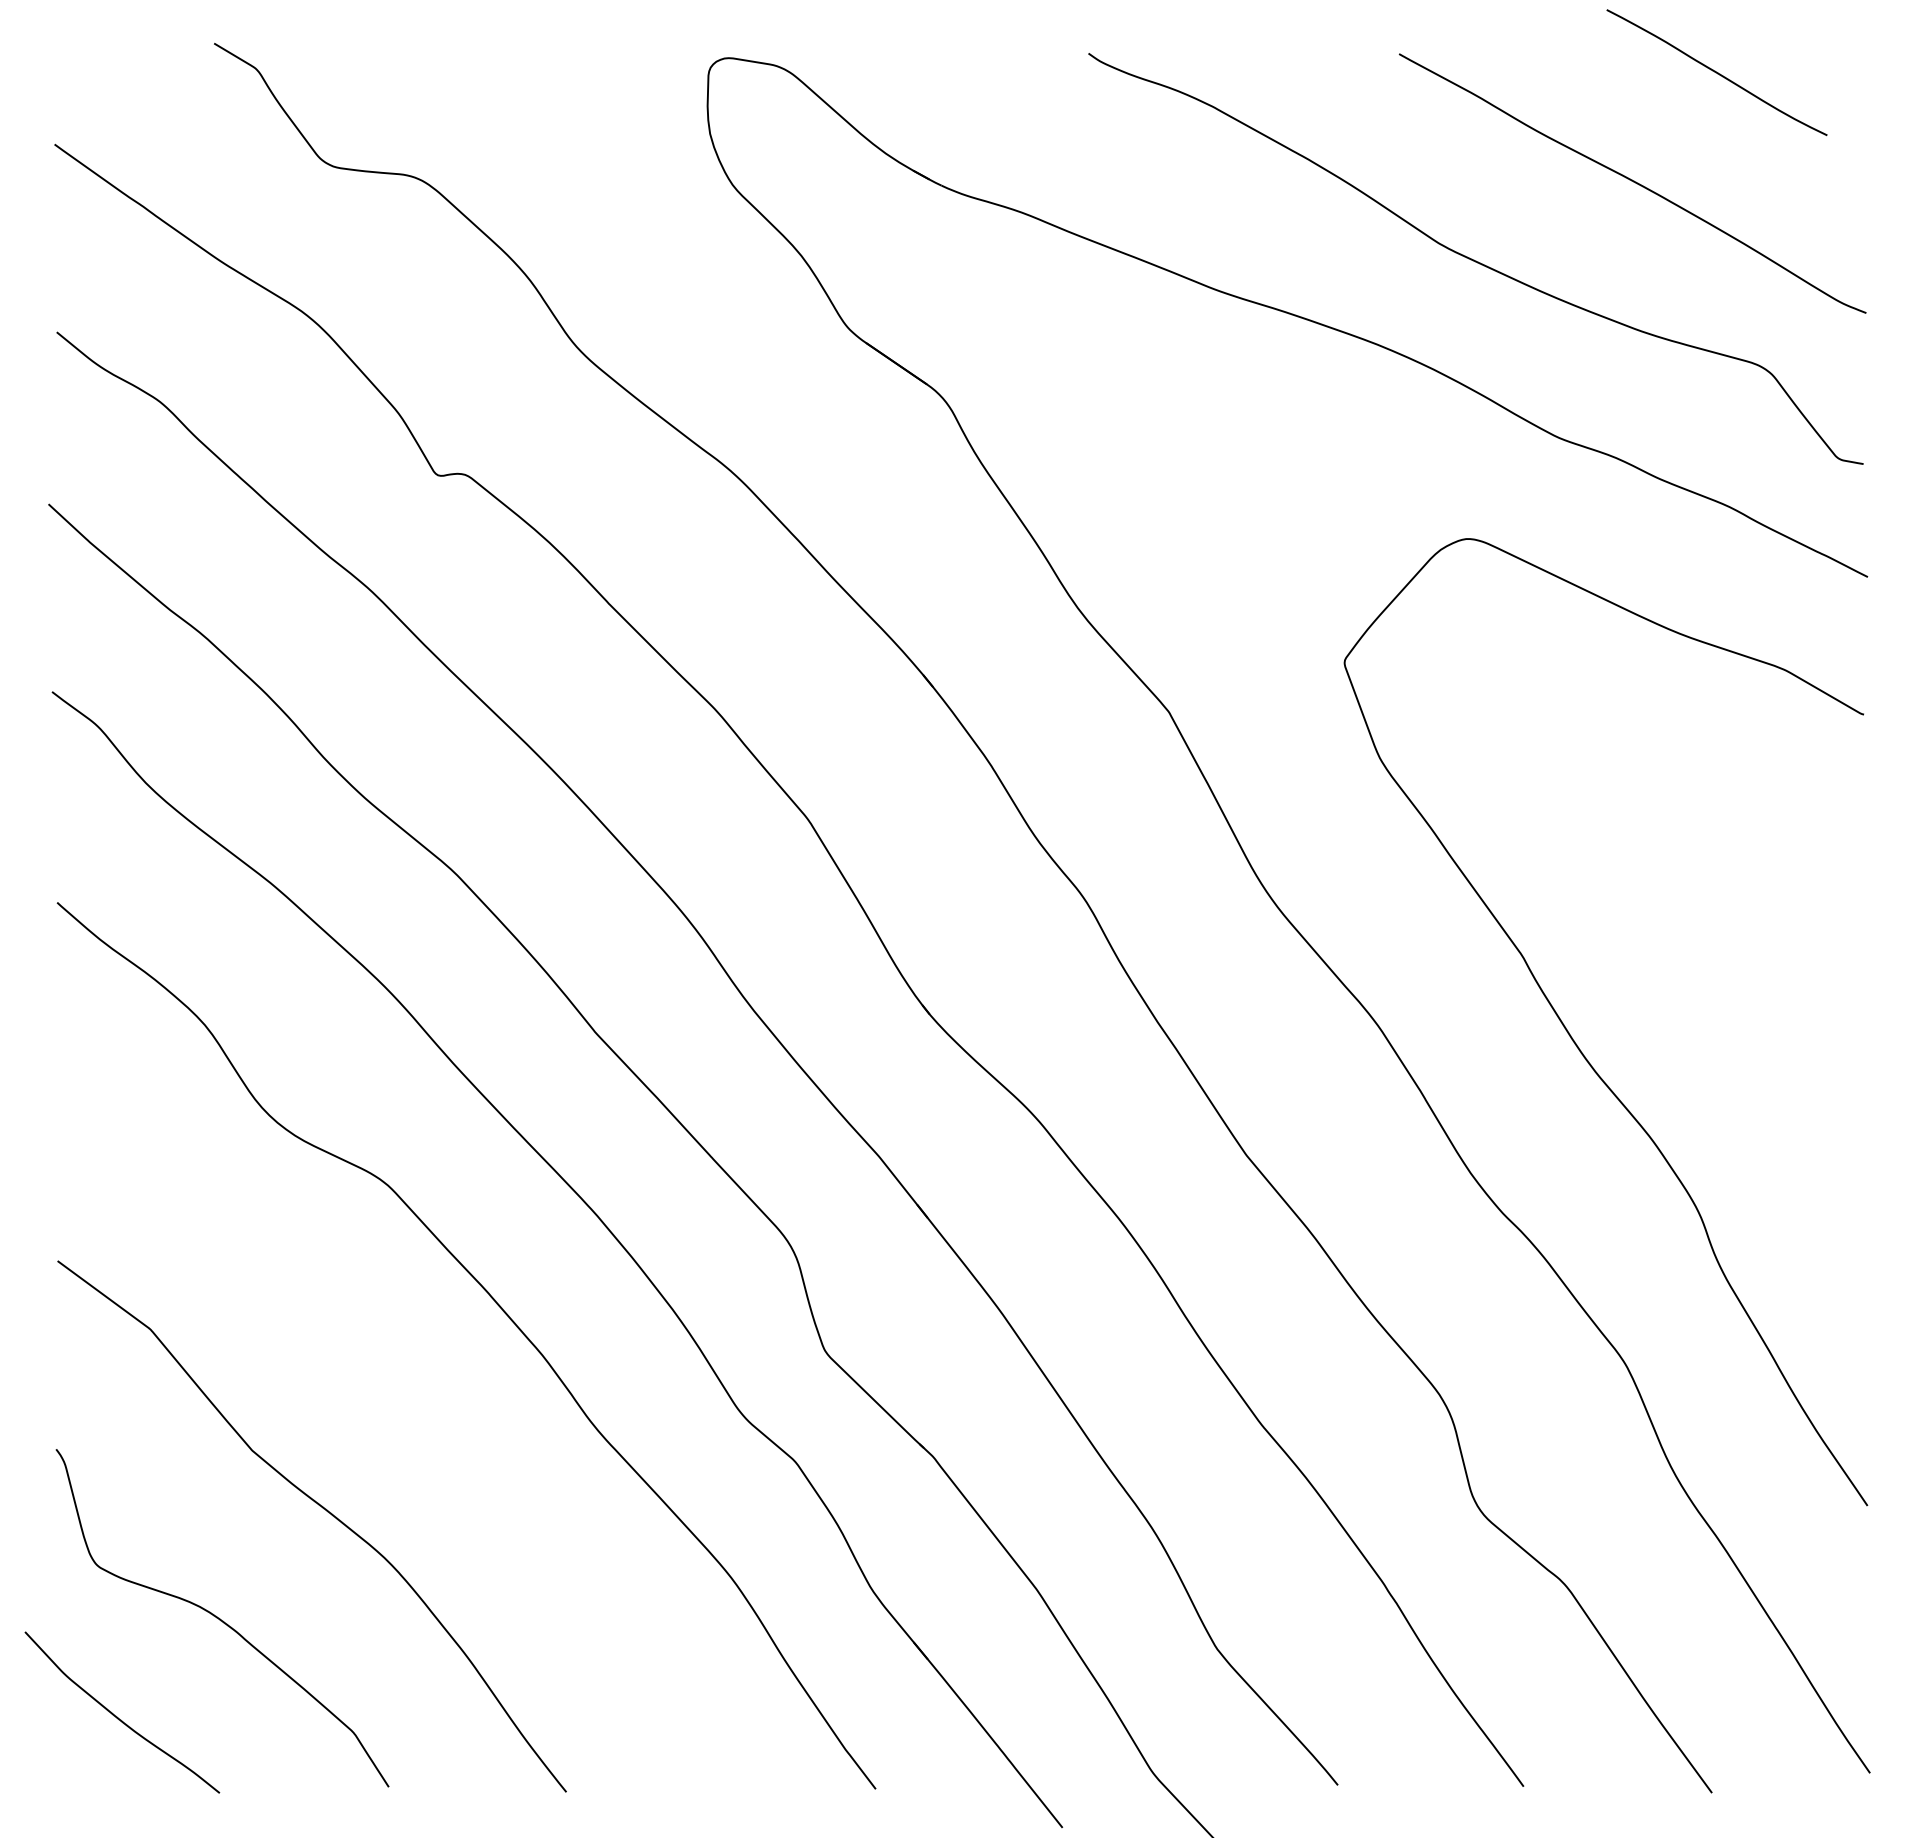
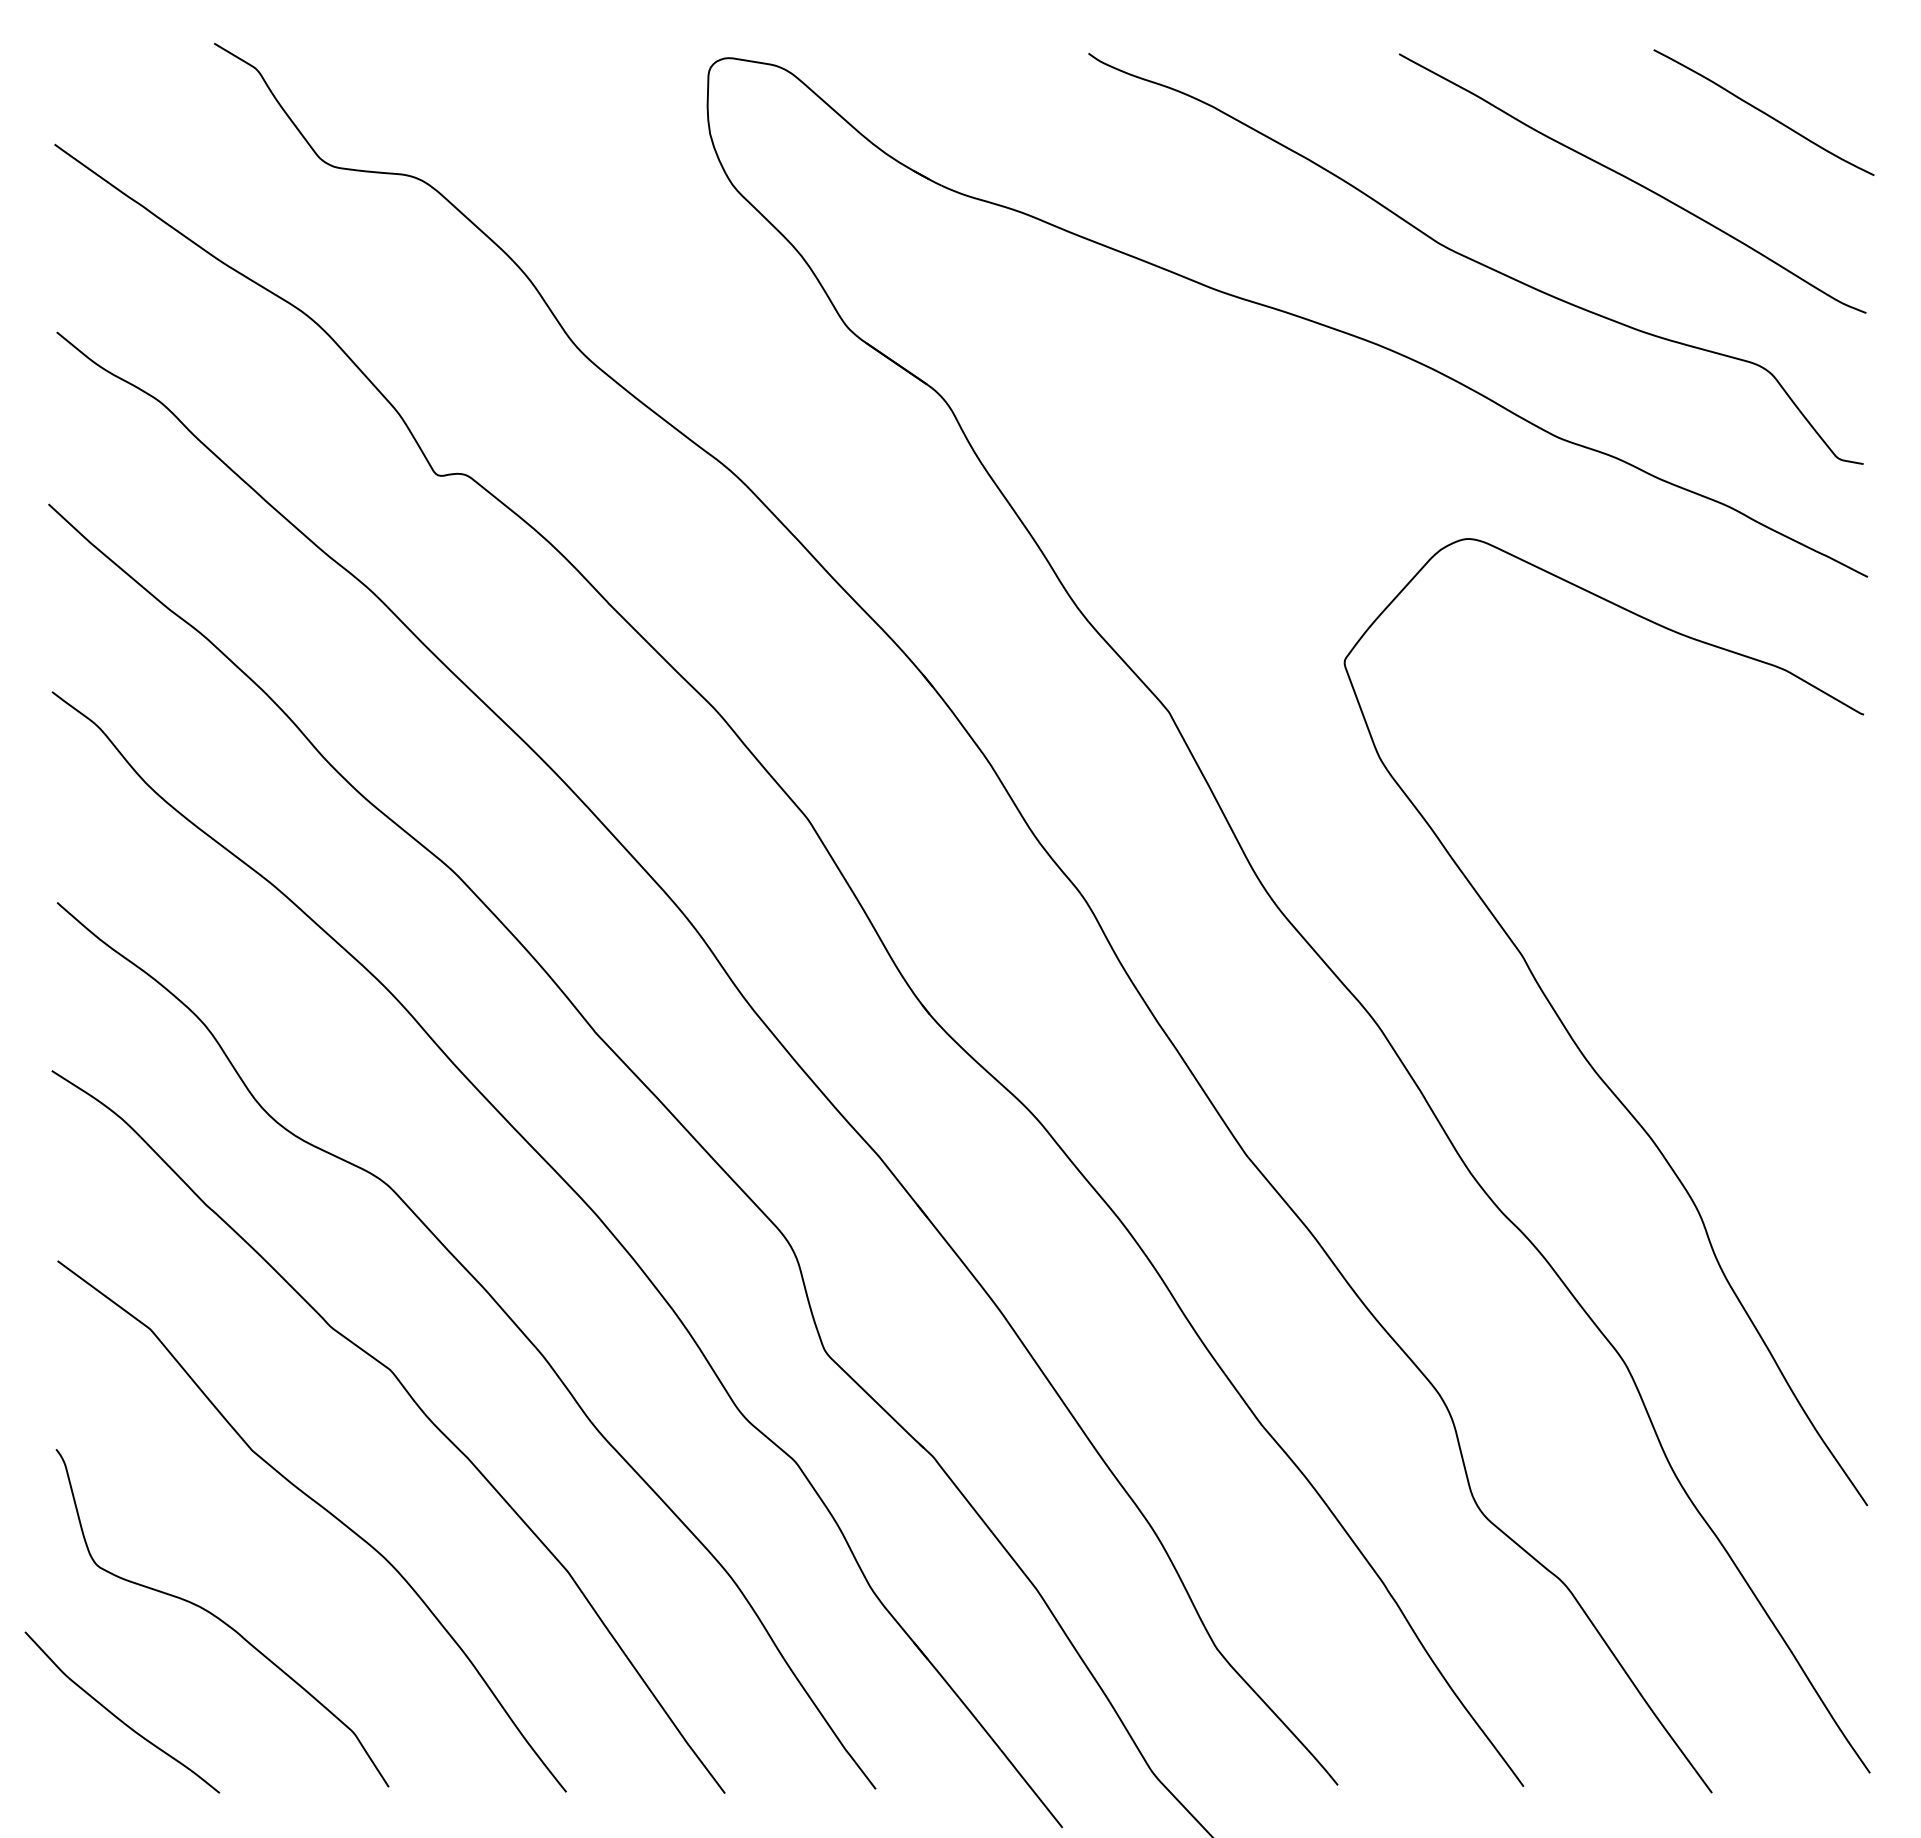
curve position: (1716, 72) -> (1763, 112) (1763, 112)
curve: none -> present (419, 1409)
